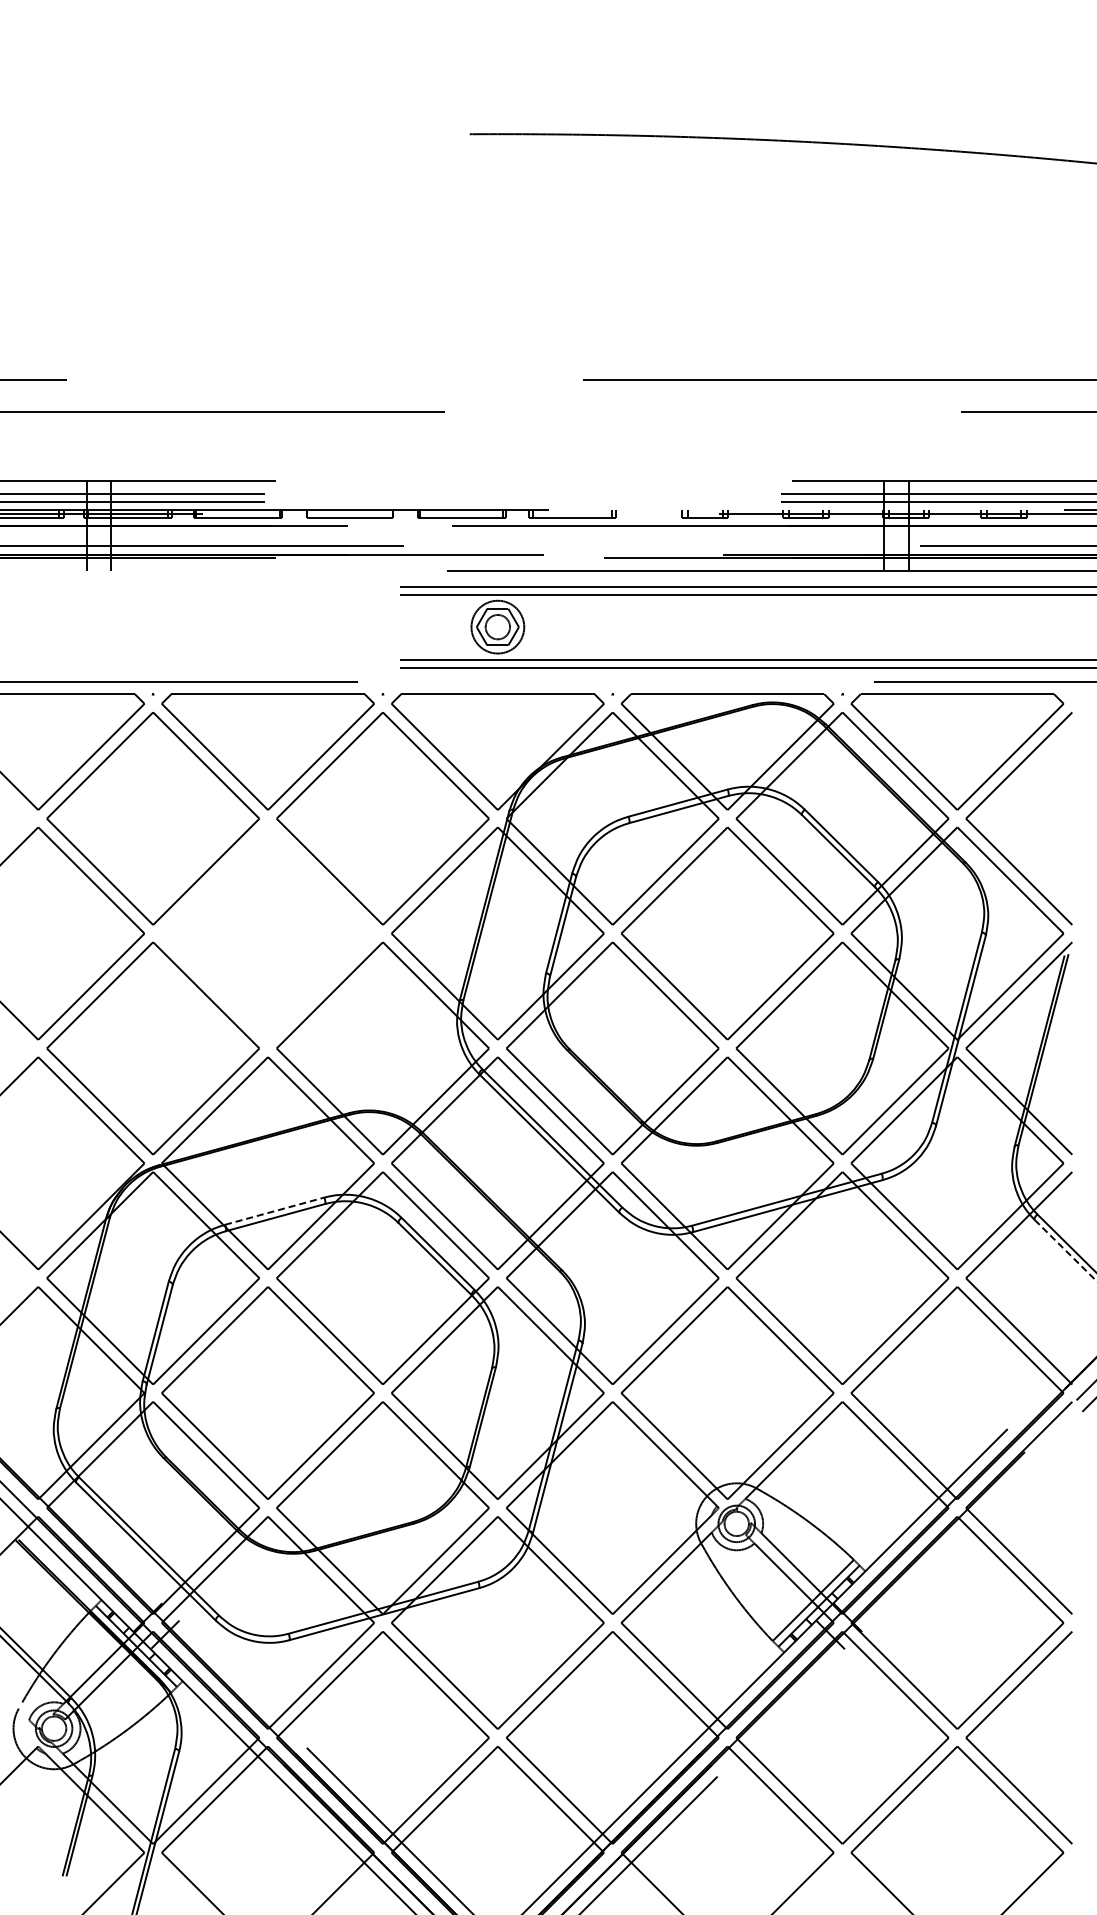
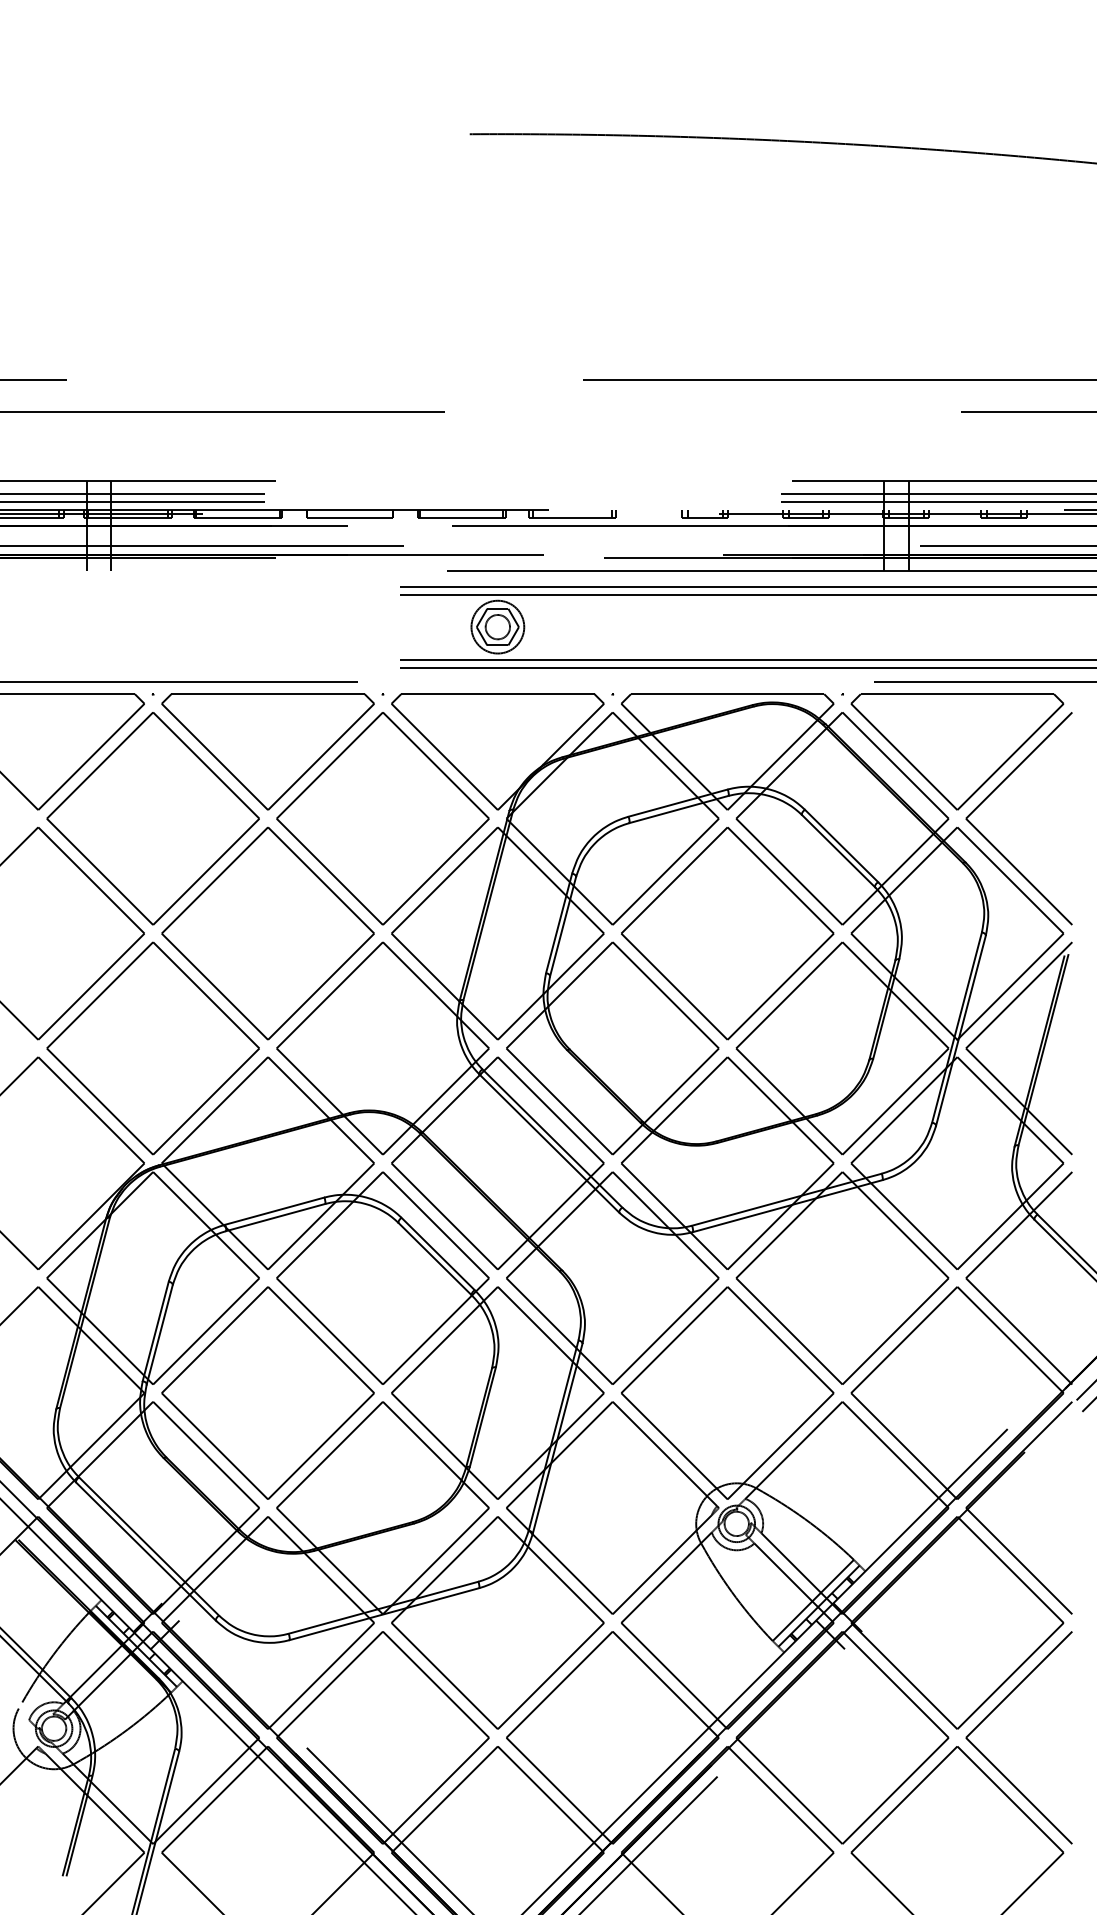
part: none -> present (267, 933)
line: dashed -> solid (275, 1211)
line: dashed -> solid (1065, 1250)
